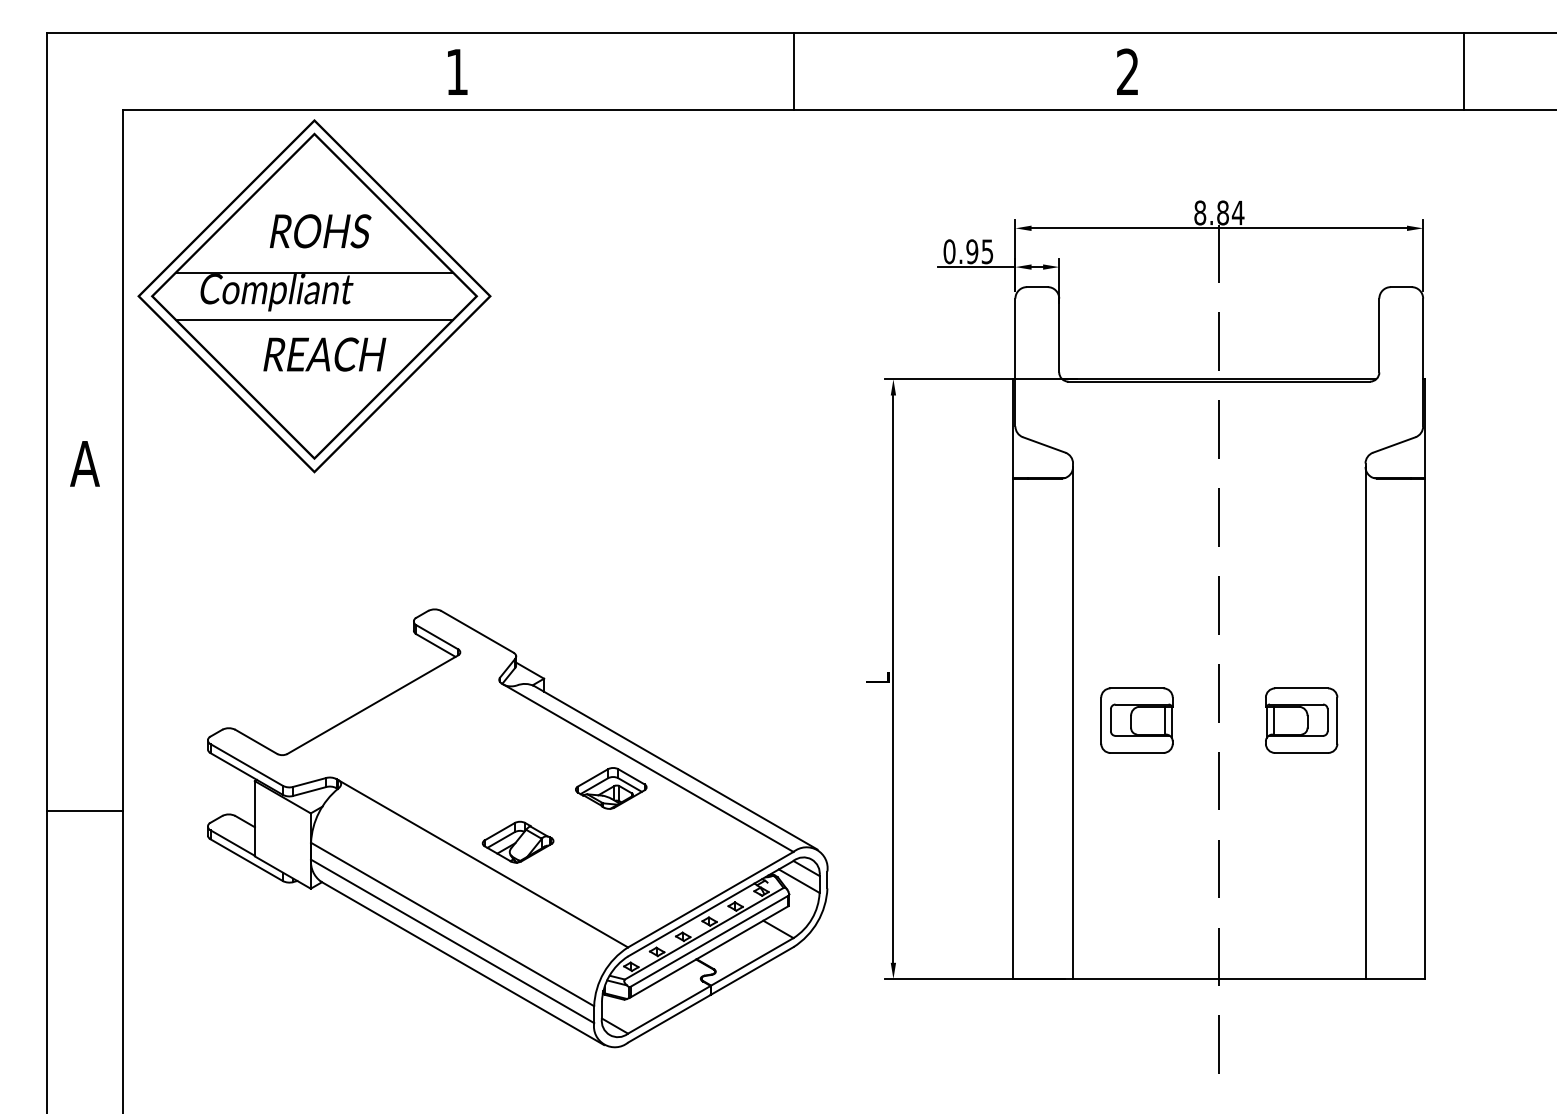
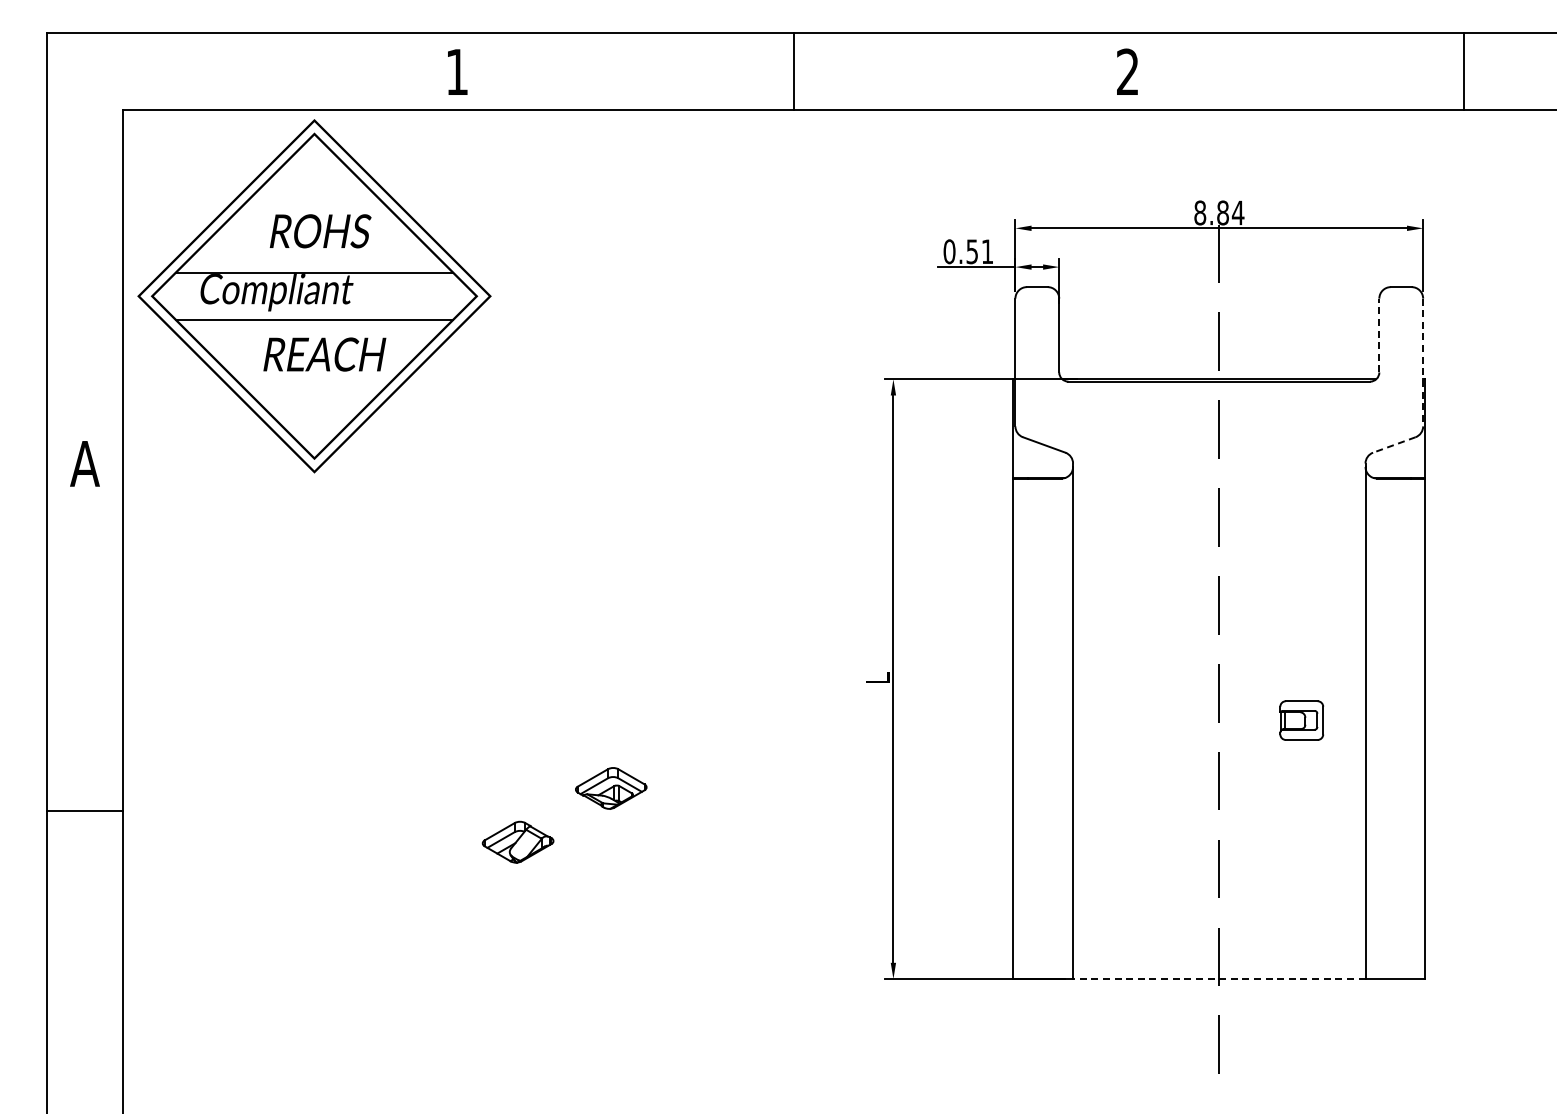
text: 0.95 -> 0.51 (979, 251)
line: solid -> dashed (1379, 335)
line: solid -> dashed (1423, 362)
line: solid -> dashed (1394, 444)
part: present -> none (1136, 720)
part size: 74x67 px -> 46x41 px (1301, 720)
part: present -> none (517, 828)
line: solid -> dashed (1218, 978)
